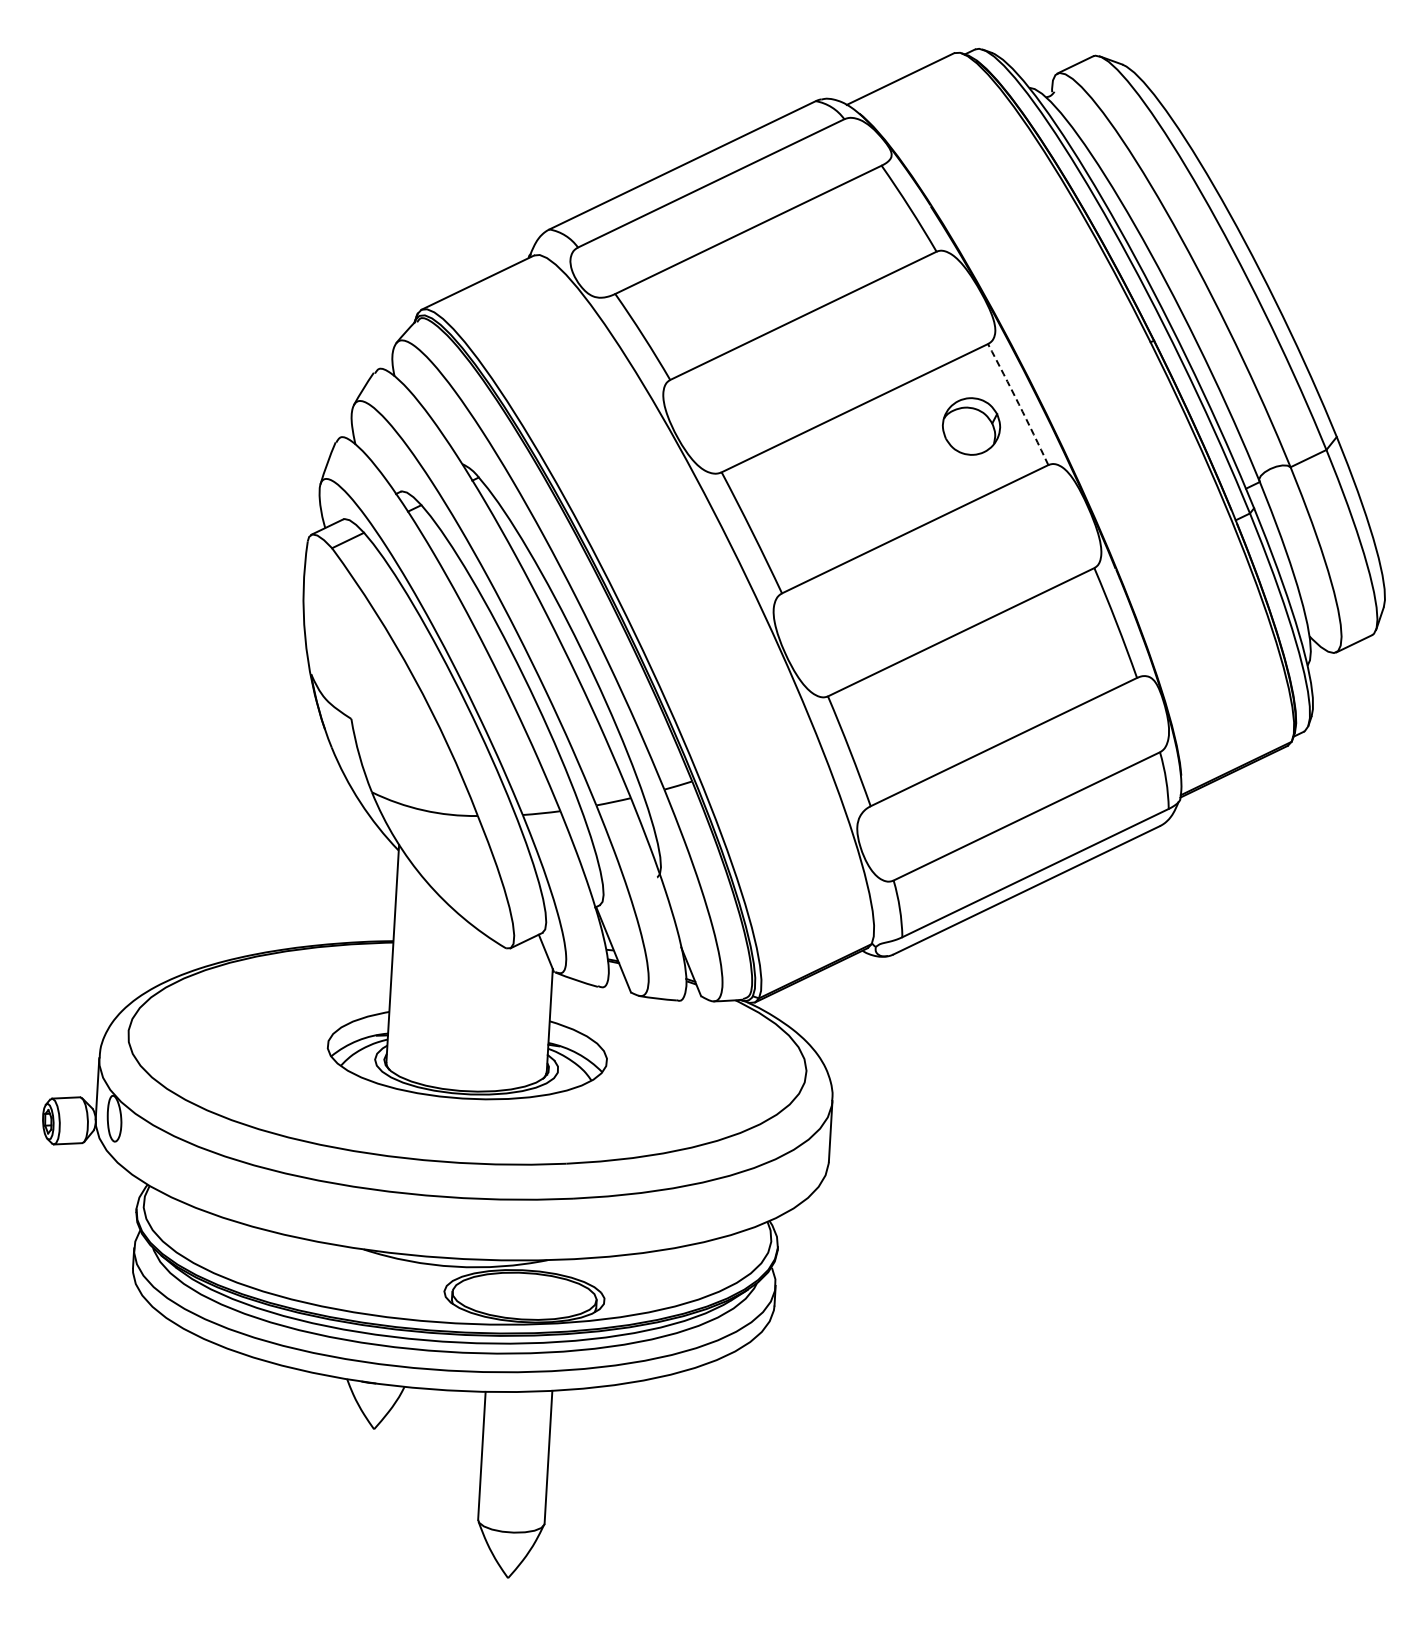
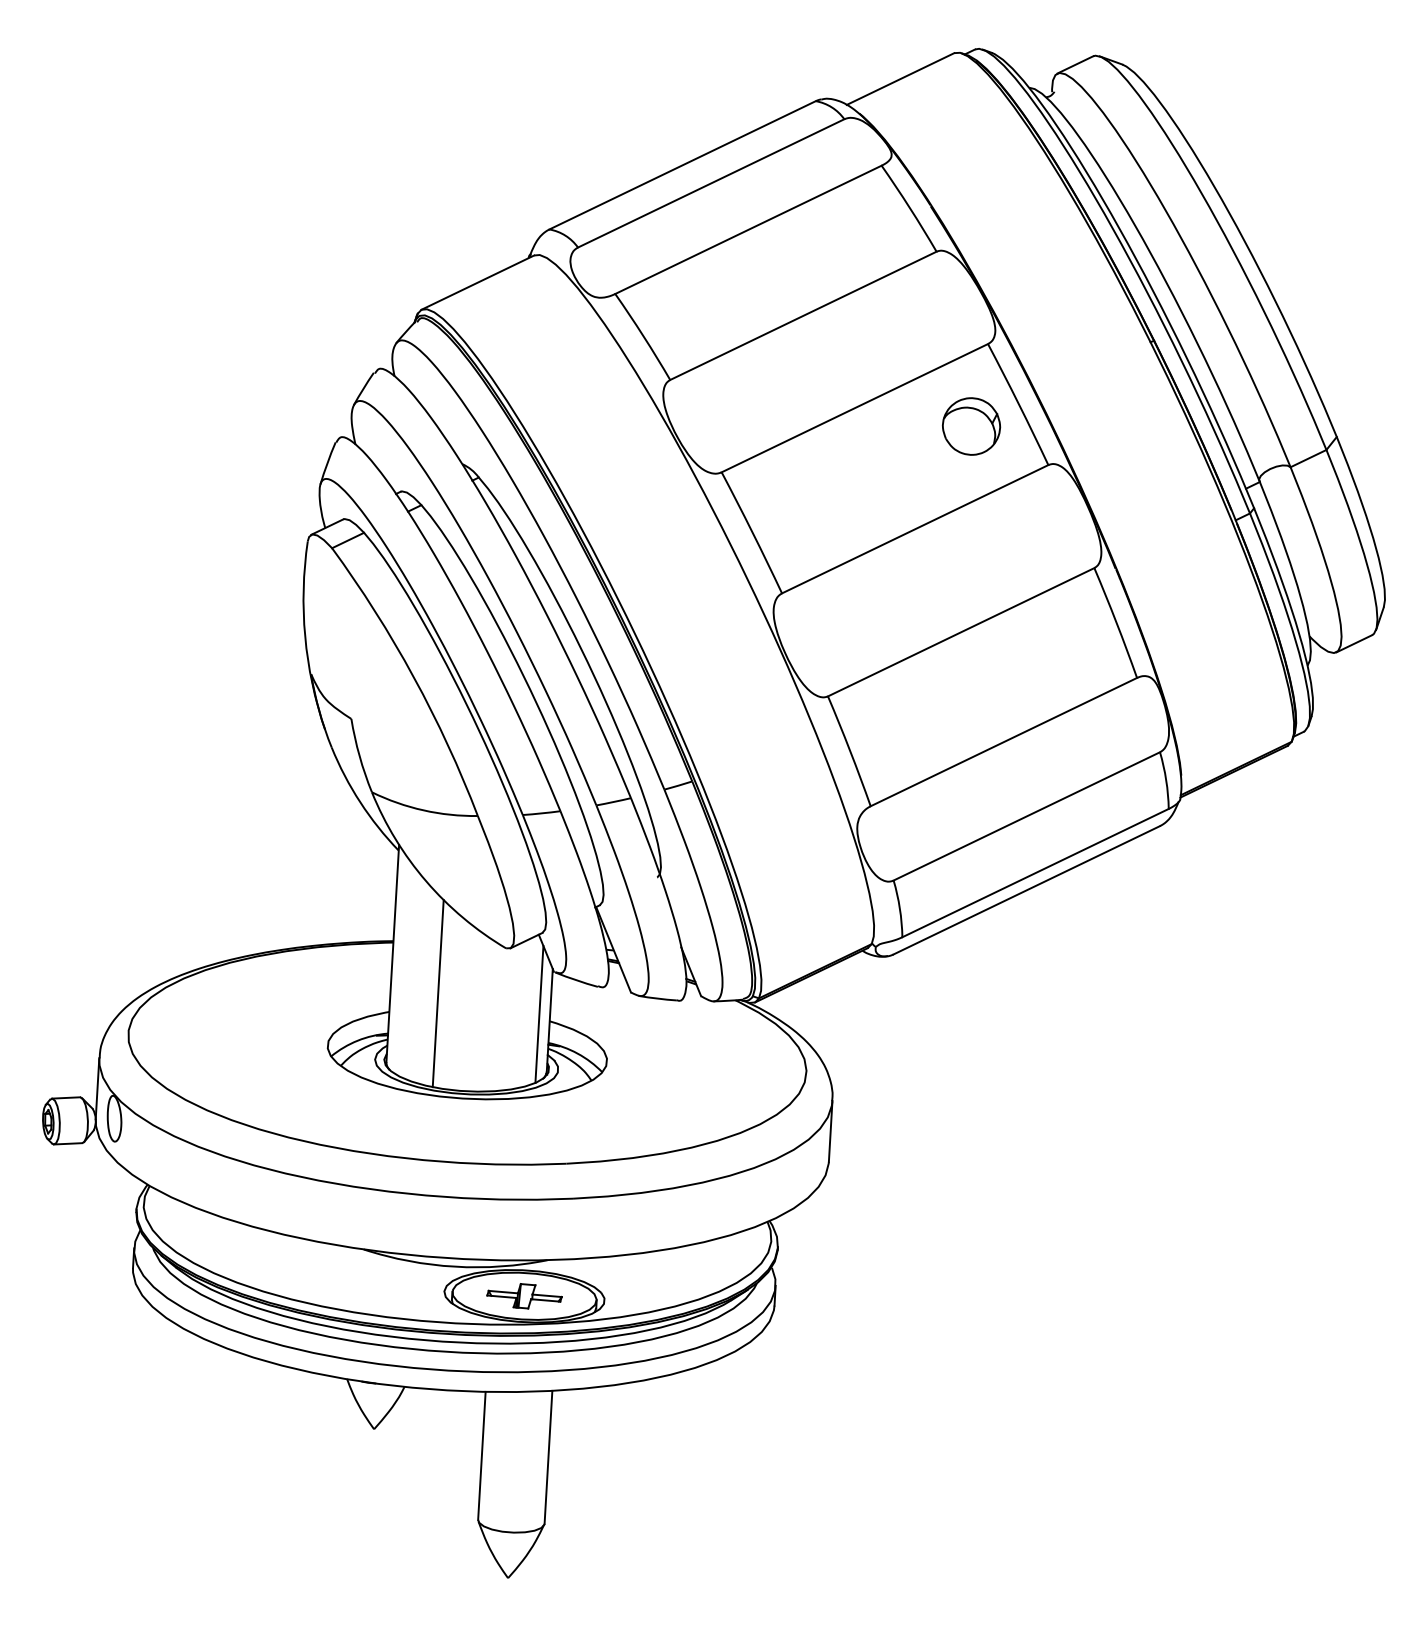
arc: dashed -> solid (1018, 404)
line: none -> present (437, 993)
line: none -> present (539, 1014)
part: none -> present (524, 1296)
